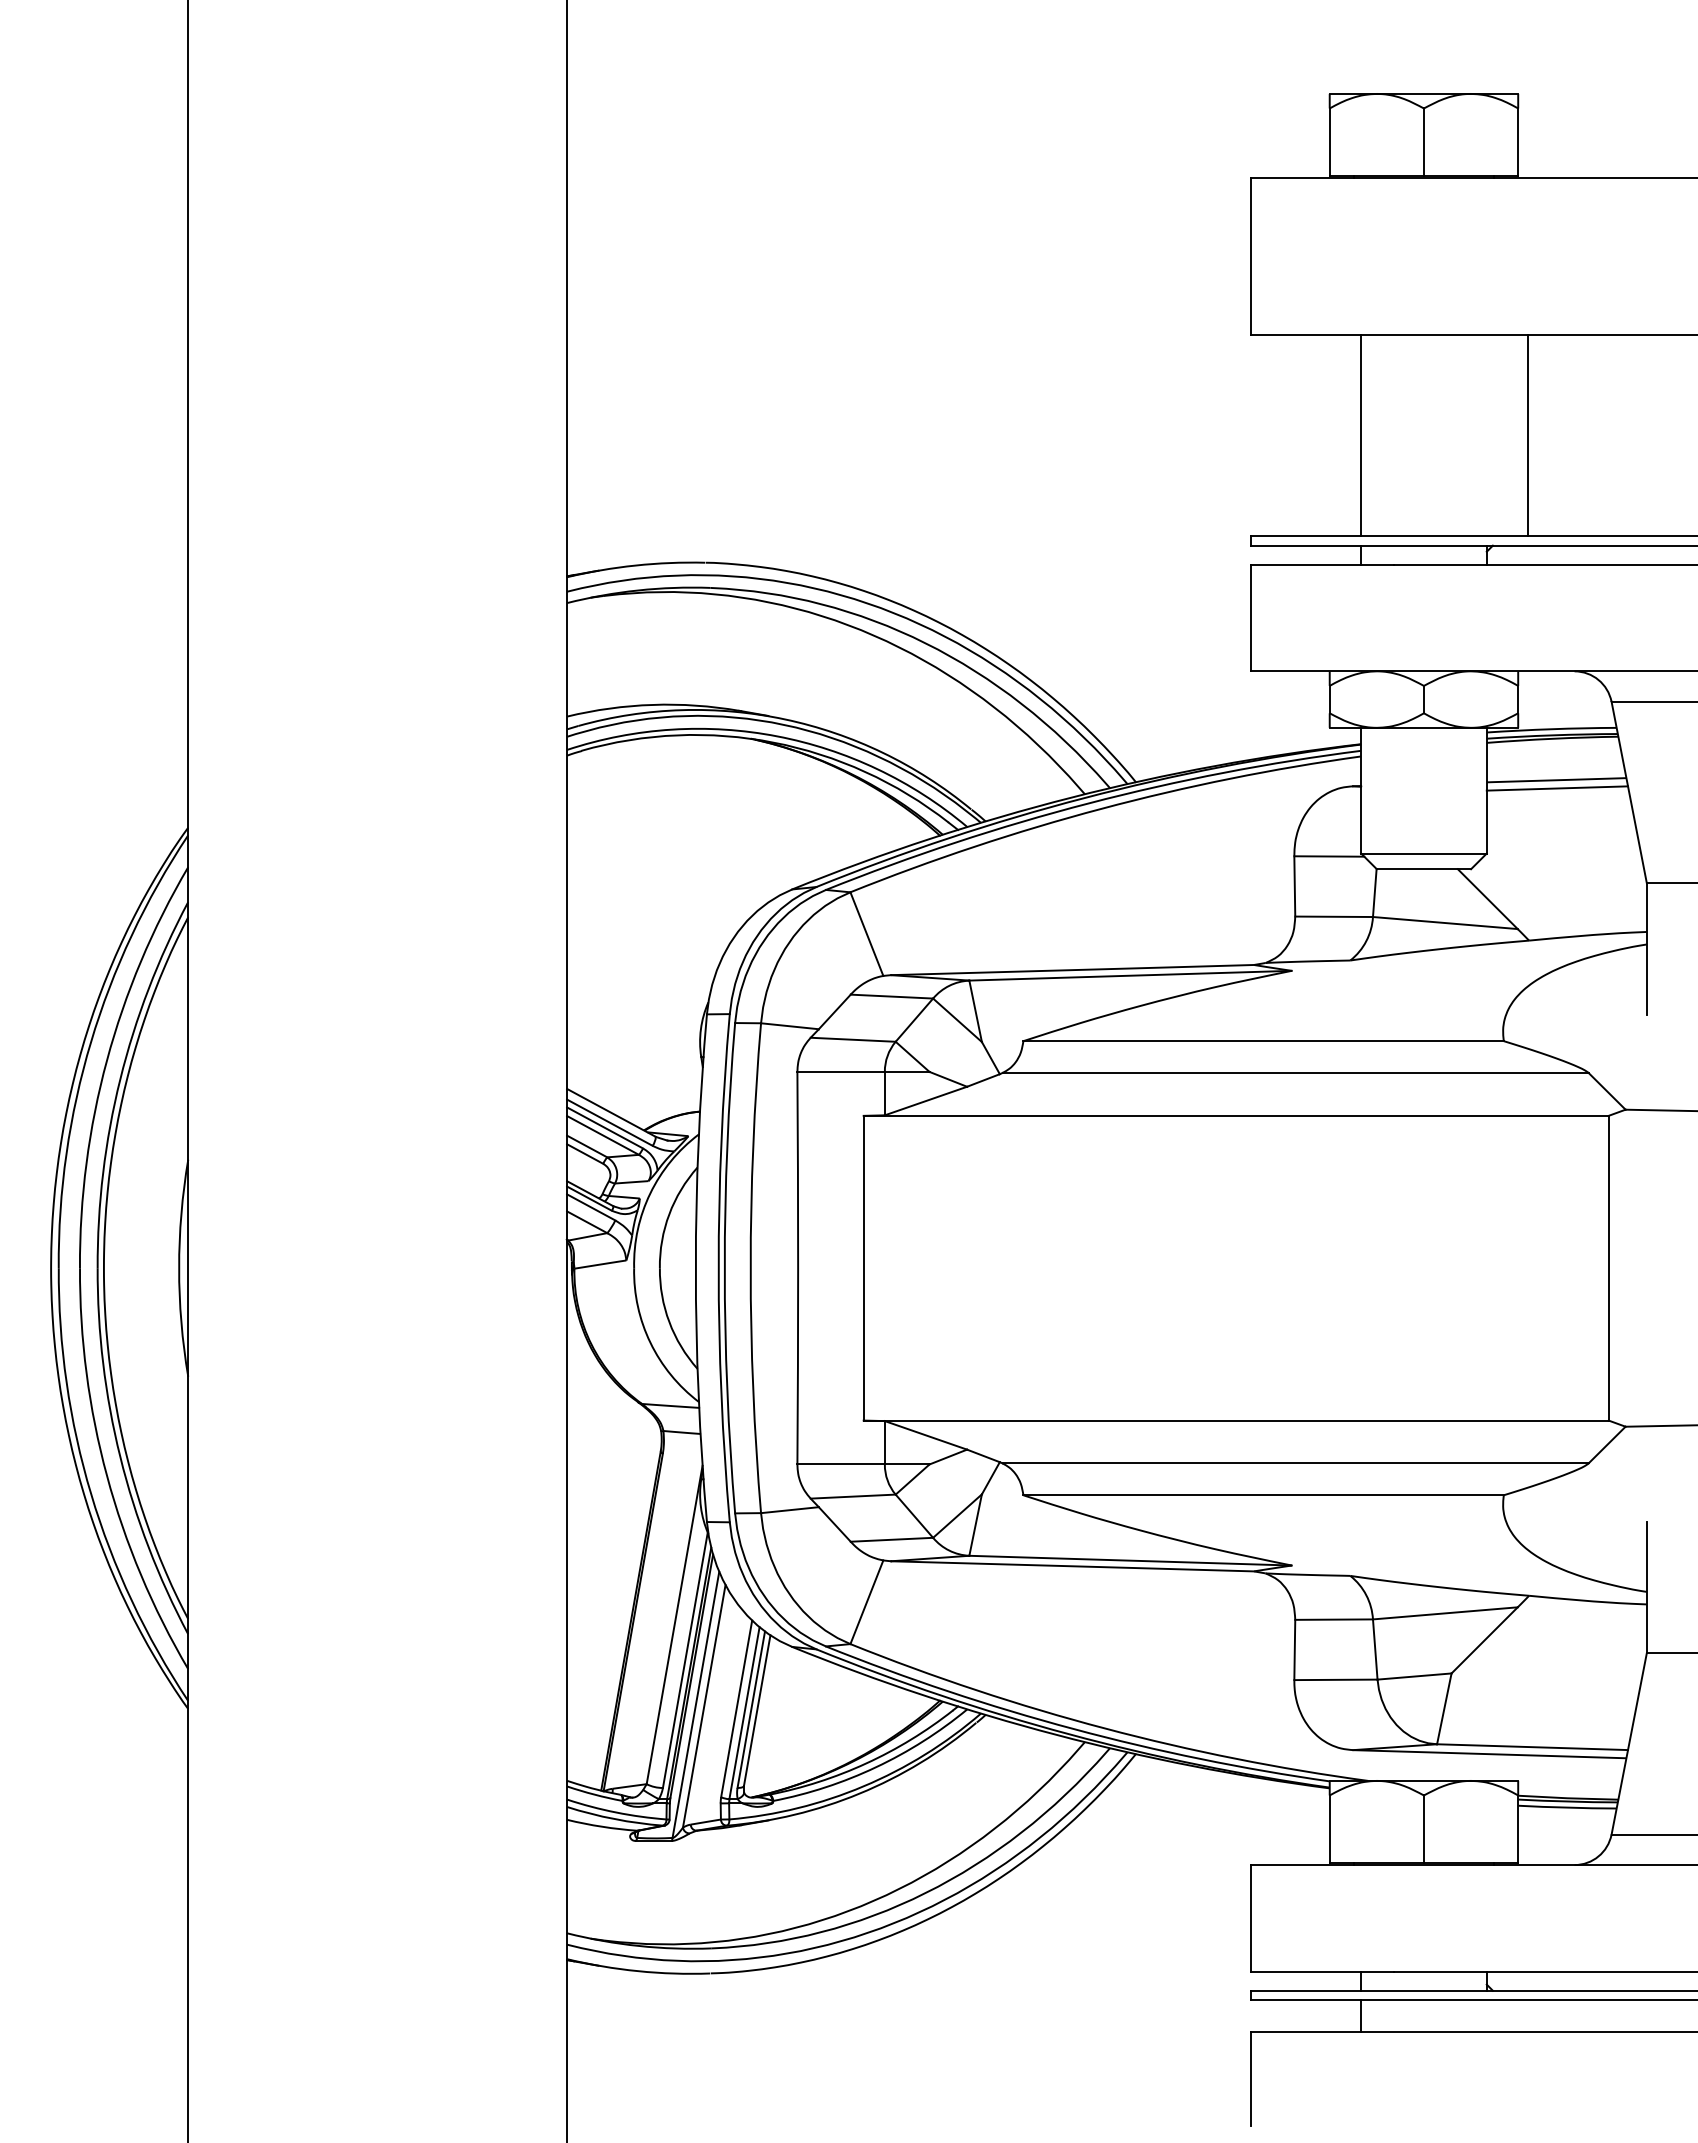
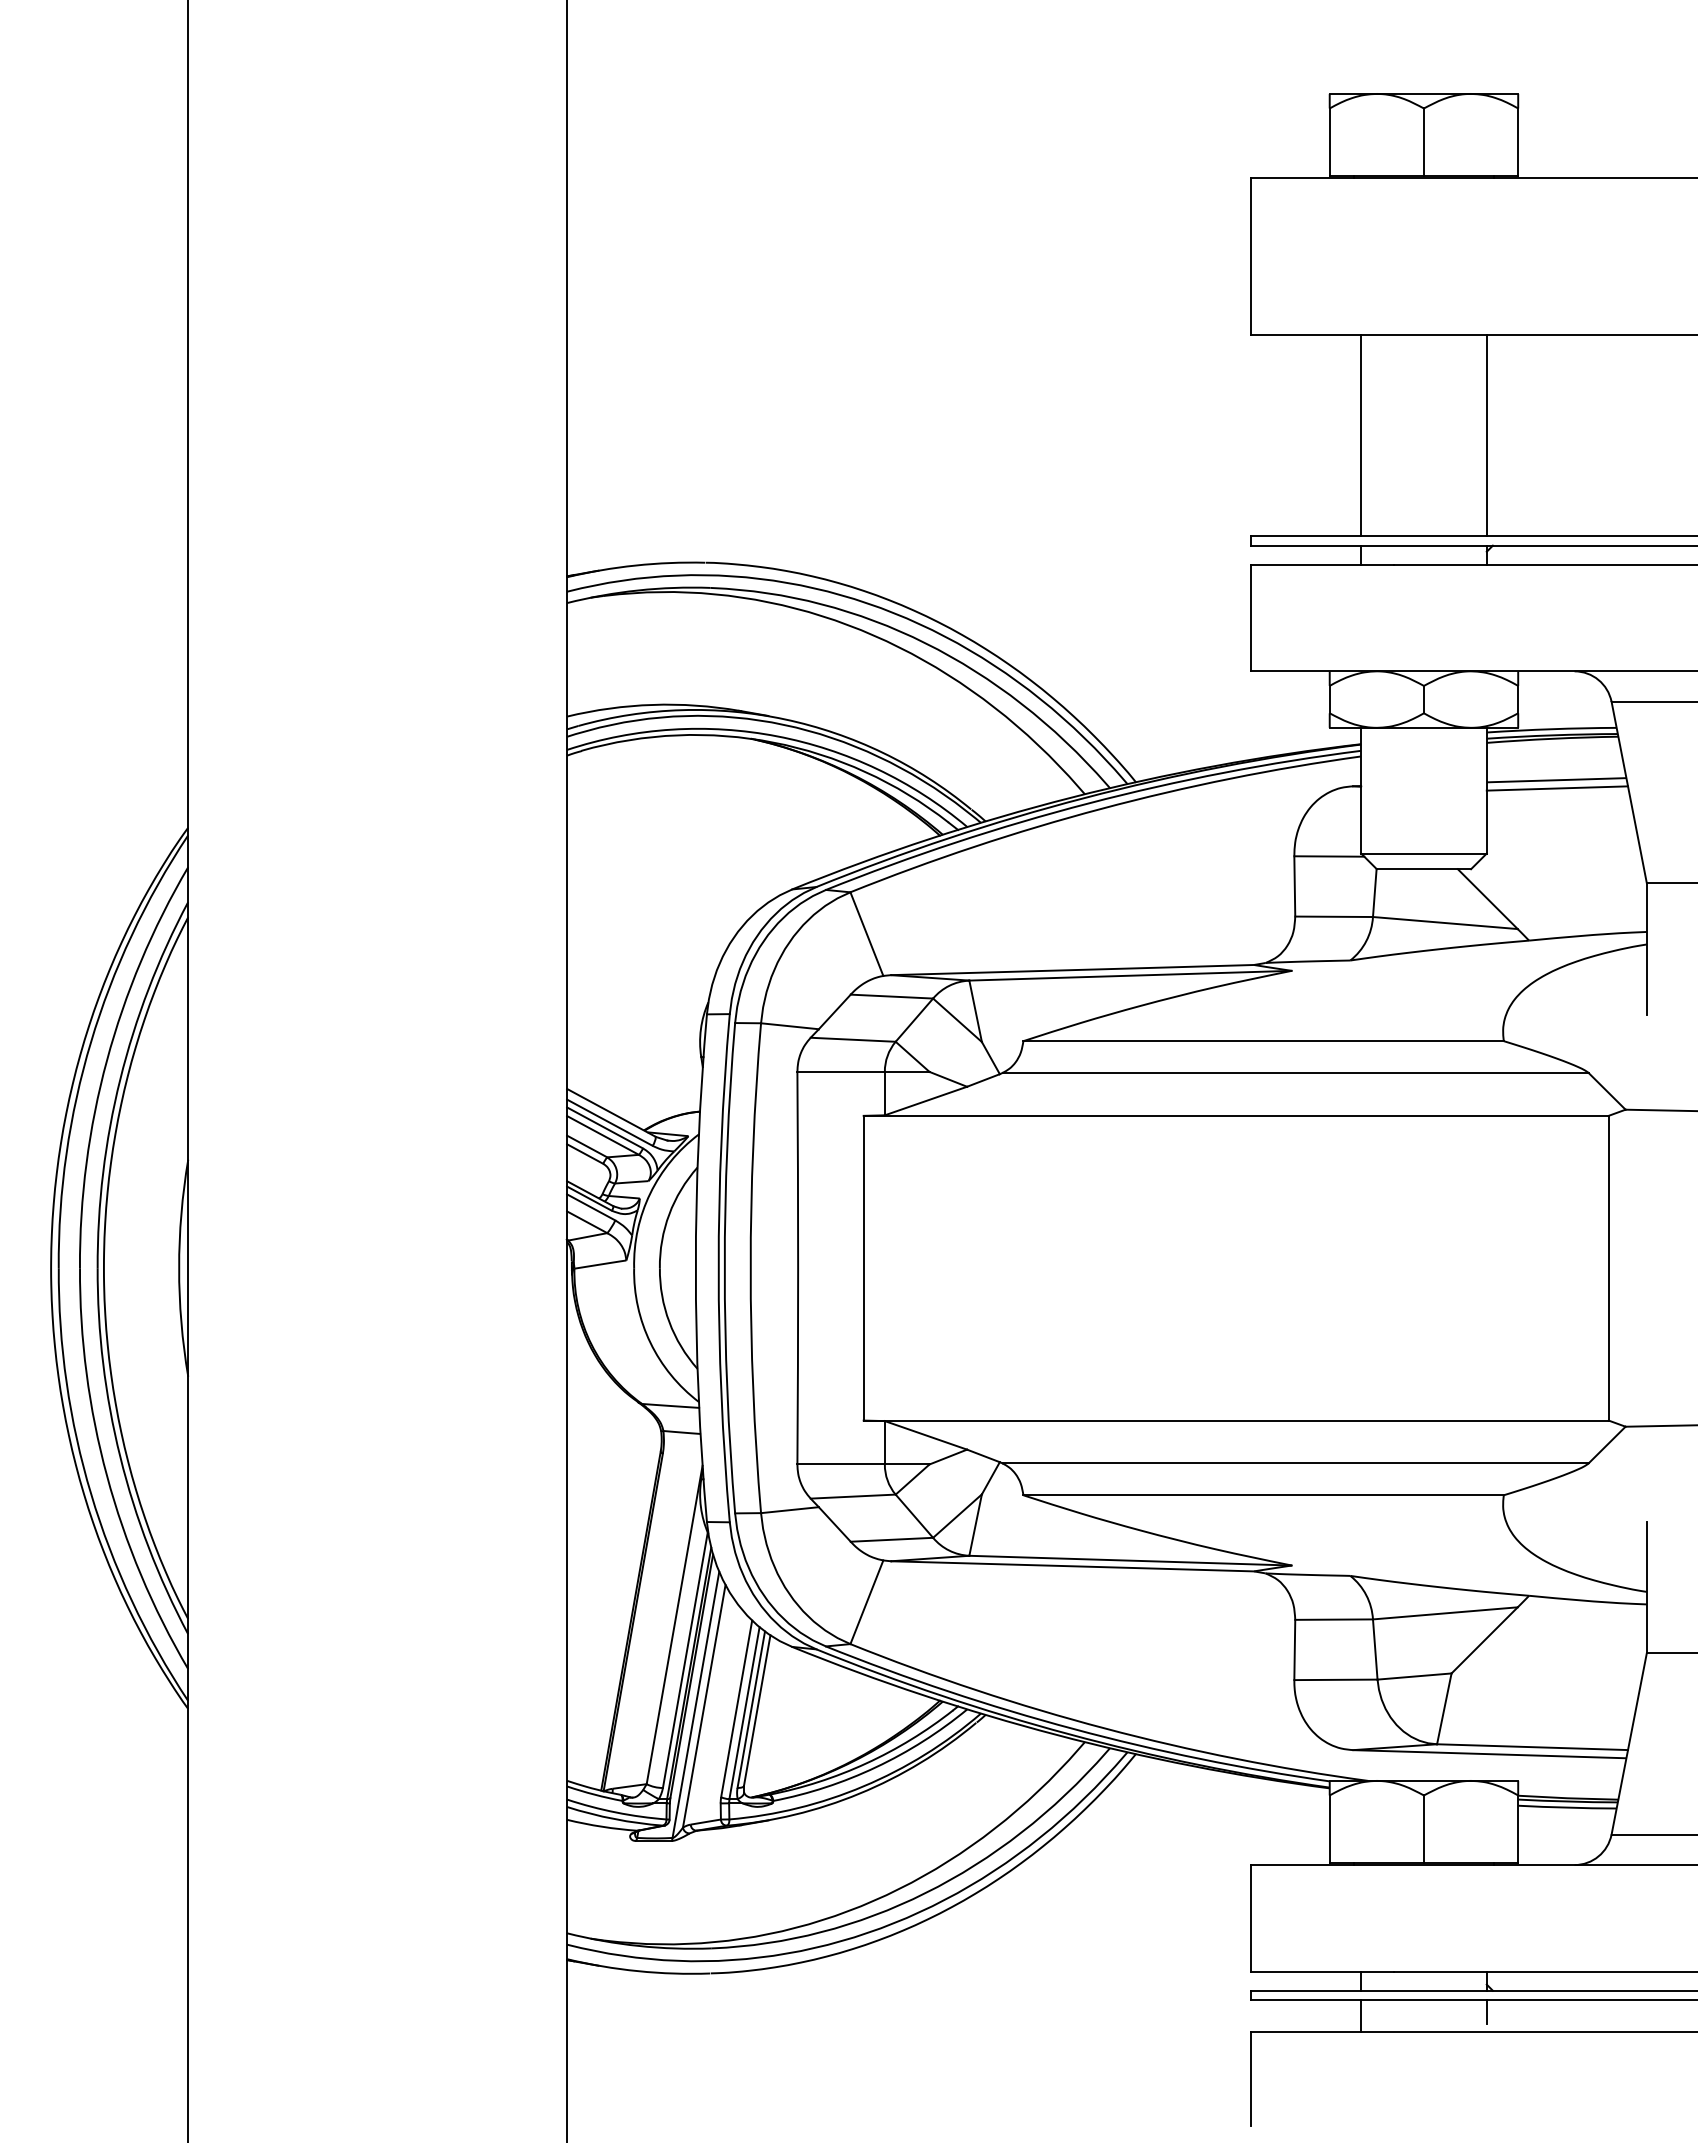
line position: (1527, 435) -> (1486, 435) (1486, 435)
line: none -> present (1486, 2012)
